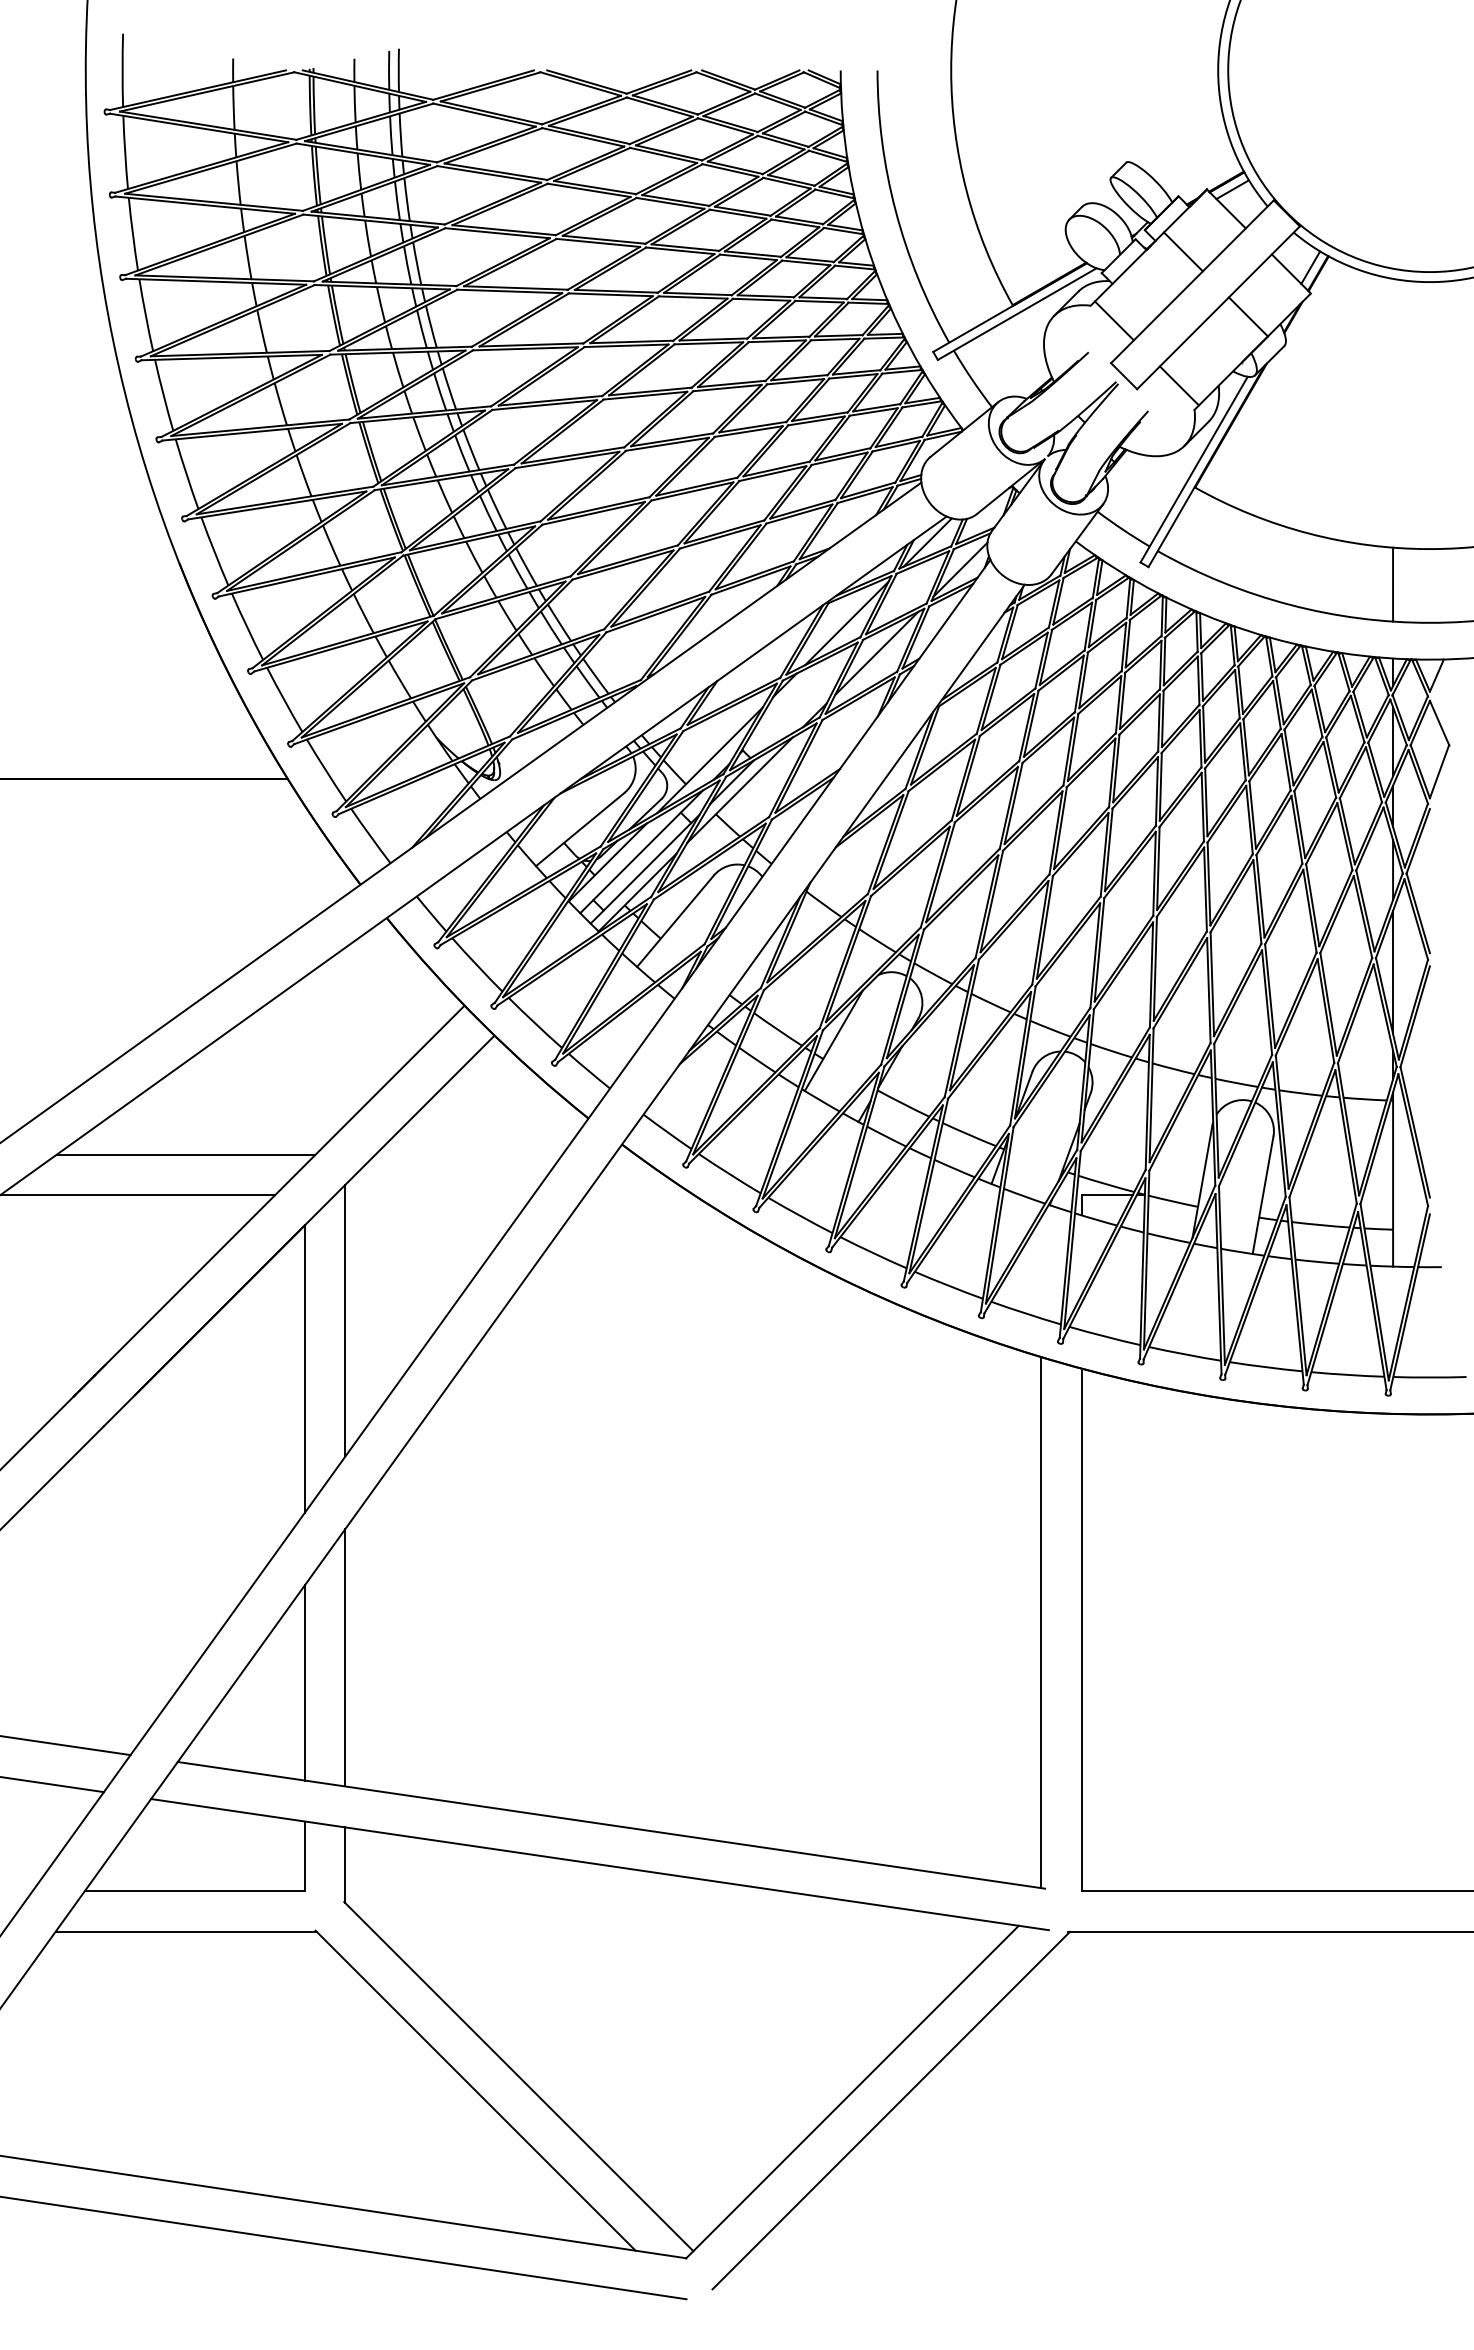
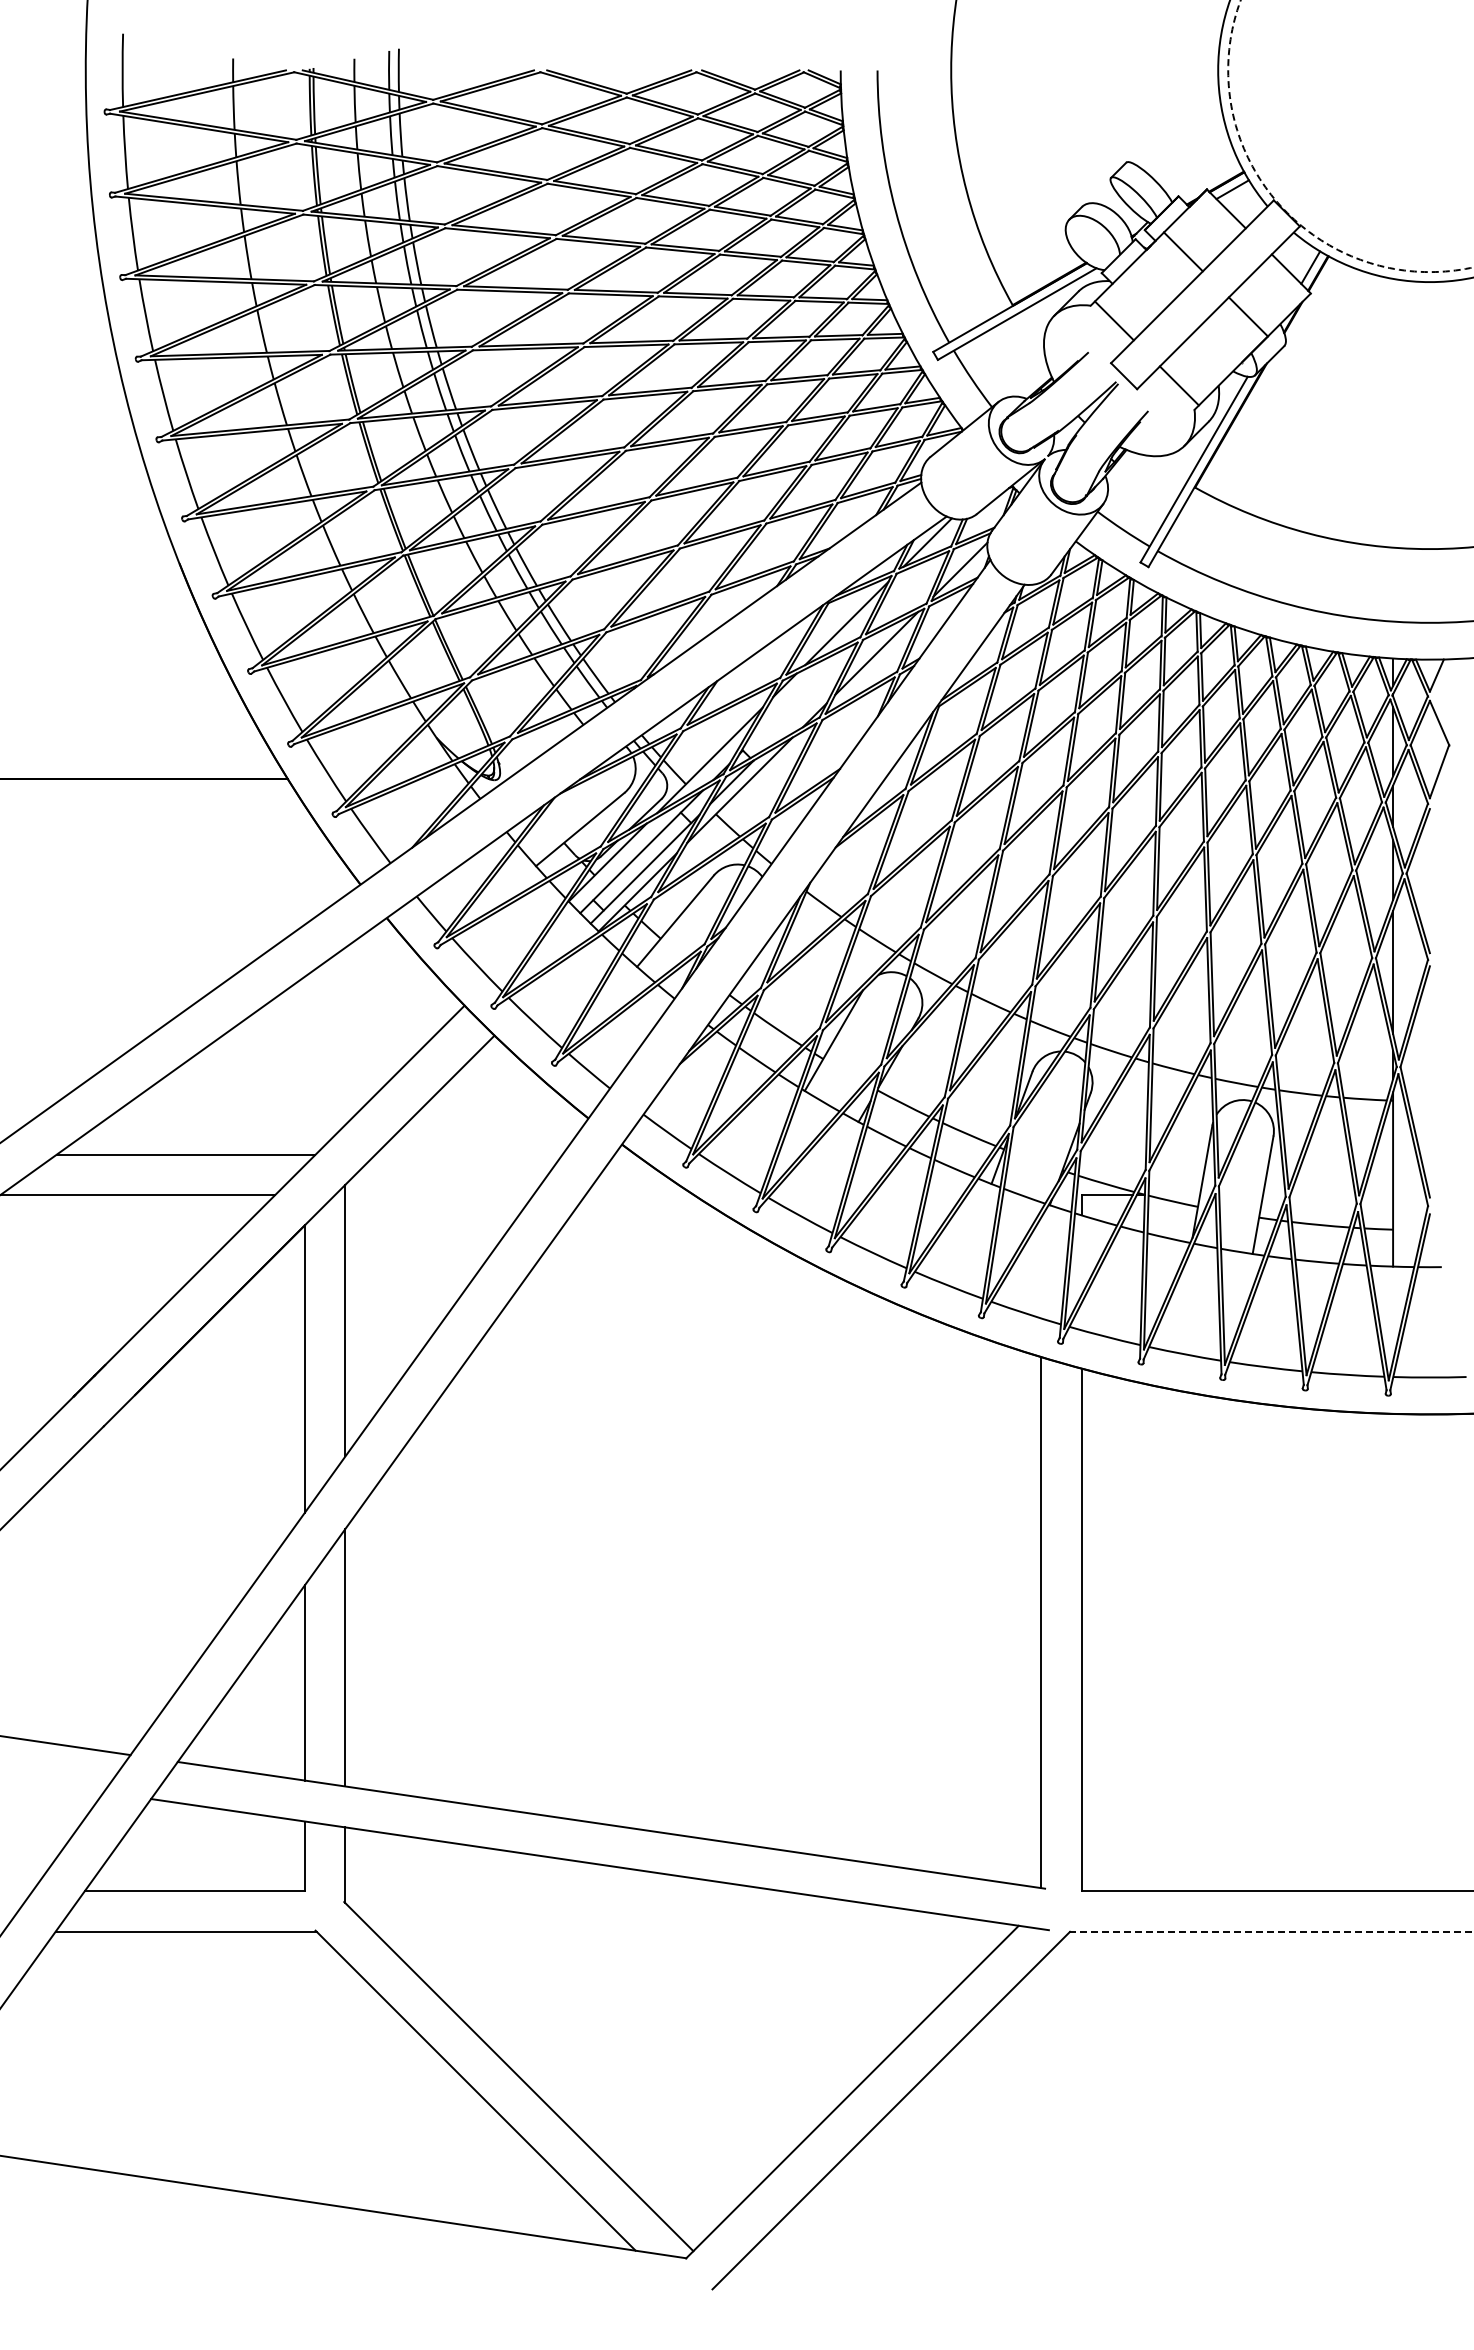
circle: solid -> dashed (1350, 136)
line: present -> none (1393, 584)
line: present -> none (52, 1784)
line: solid -> dashed (1270, 1931)
line: present -> none (344, 2248)
